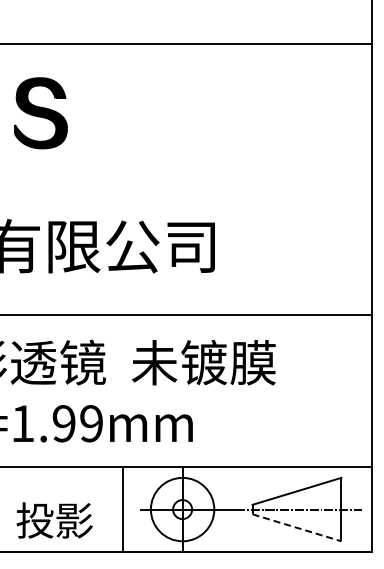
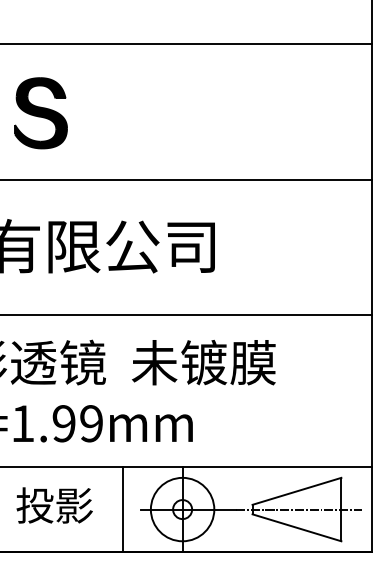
line: none -> present (187, 179)
text position: (54, 520) -> (54, 505) (54, 505)
line: dashed -> solid (297, 527)
